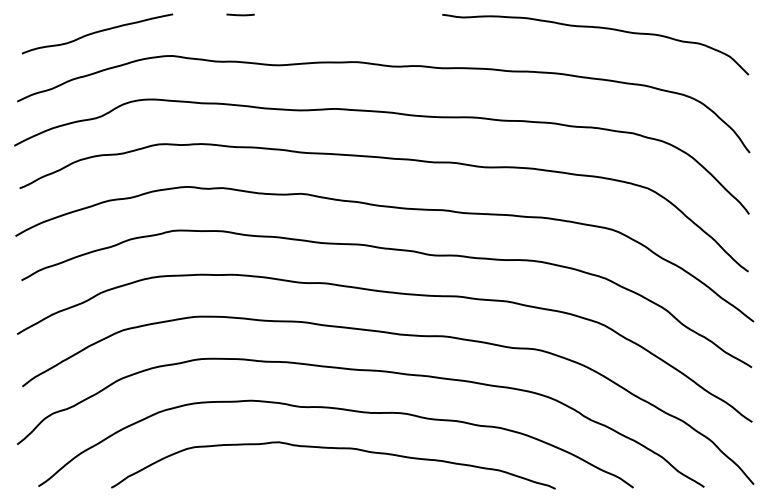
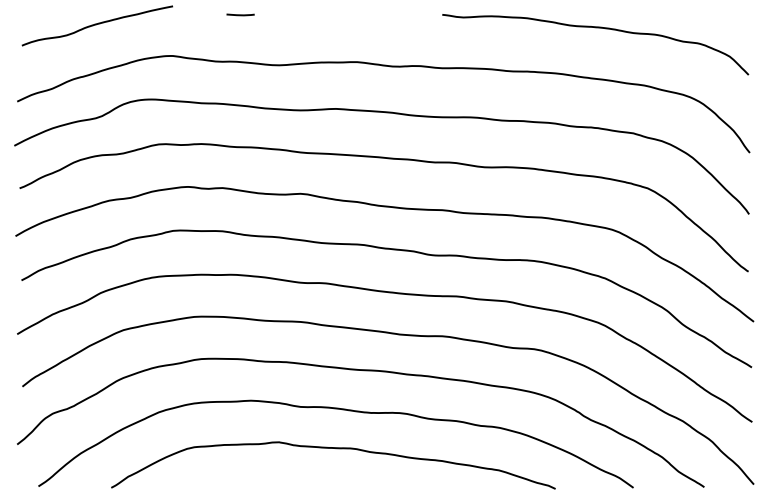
curve position: (96, 33) -> (96, 25) (96, 25)
